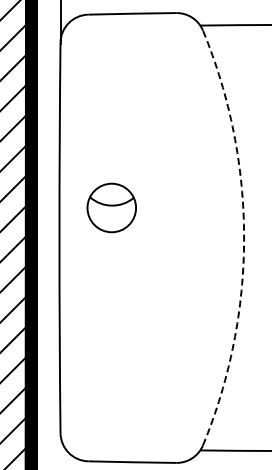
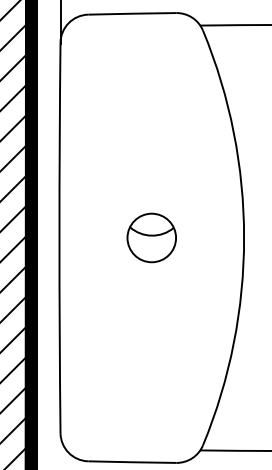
part position: (111, 207) -> (151, 237) (151, 237)
arc: dashed -> solid (244, 237)
